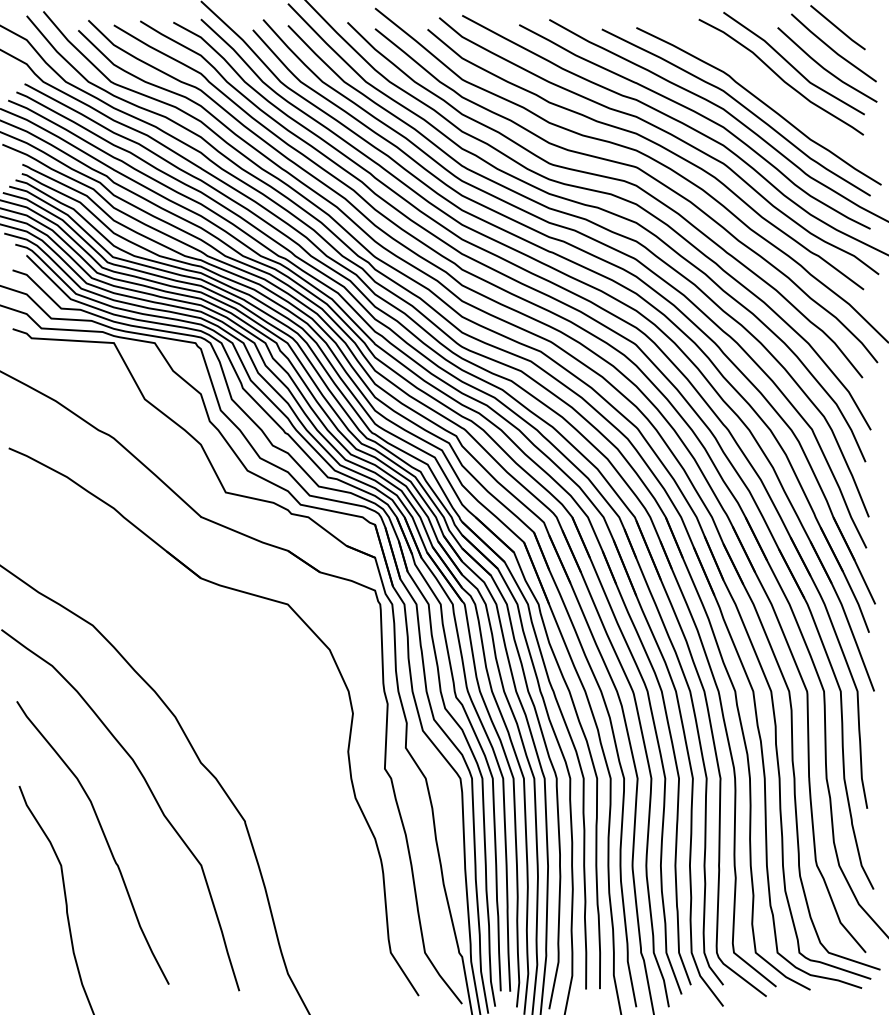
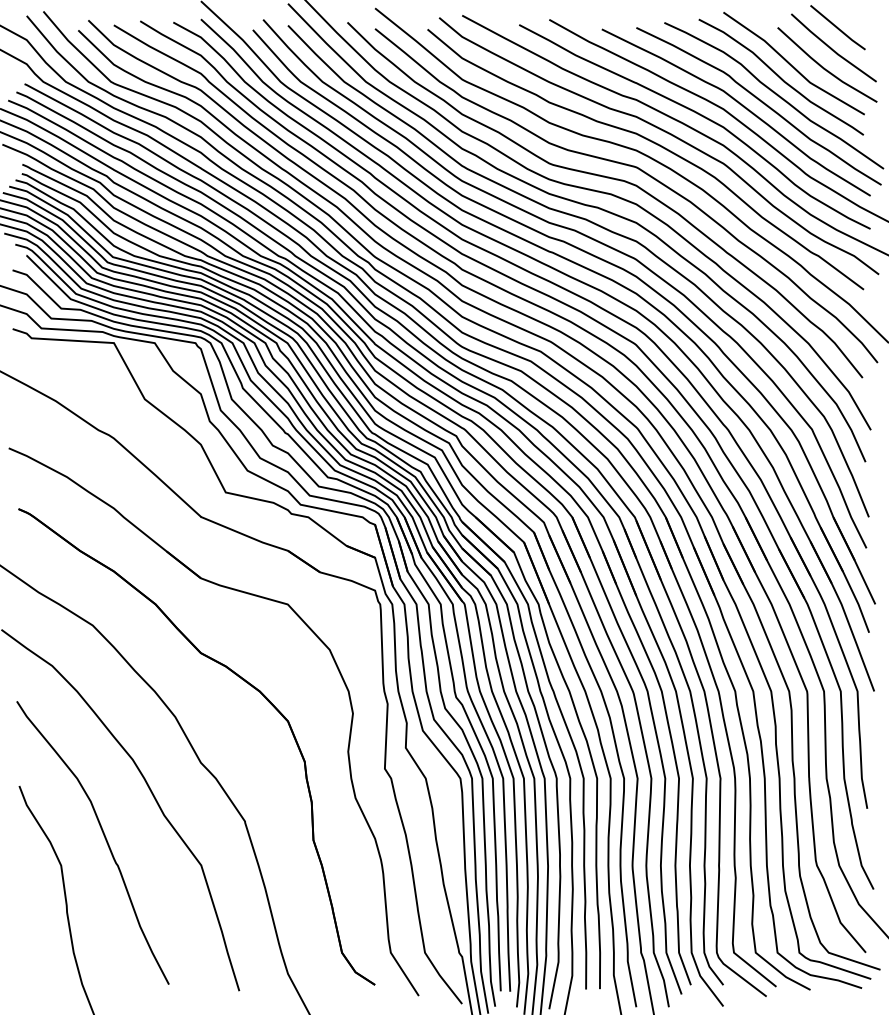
curve: none -> present (775, 94)
part: none -> present (245, 682)
